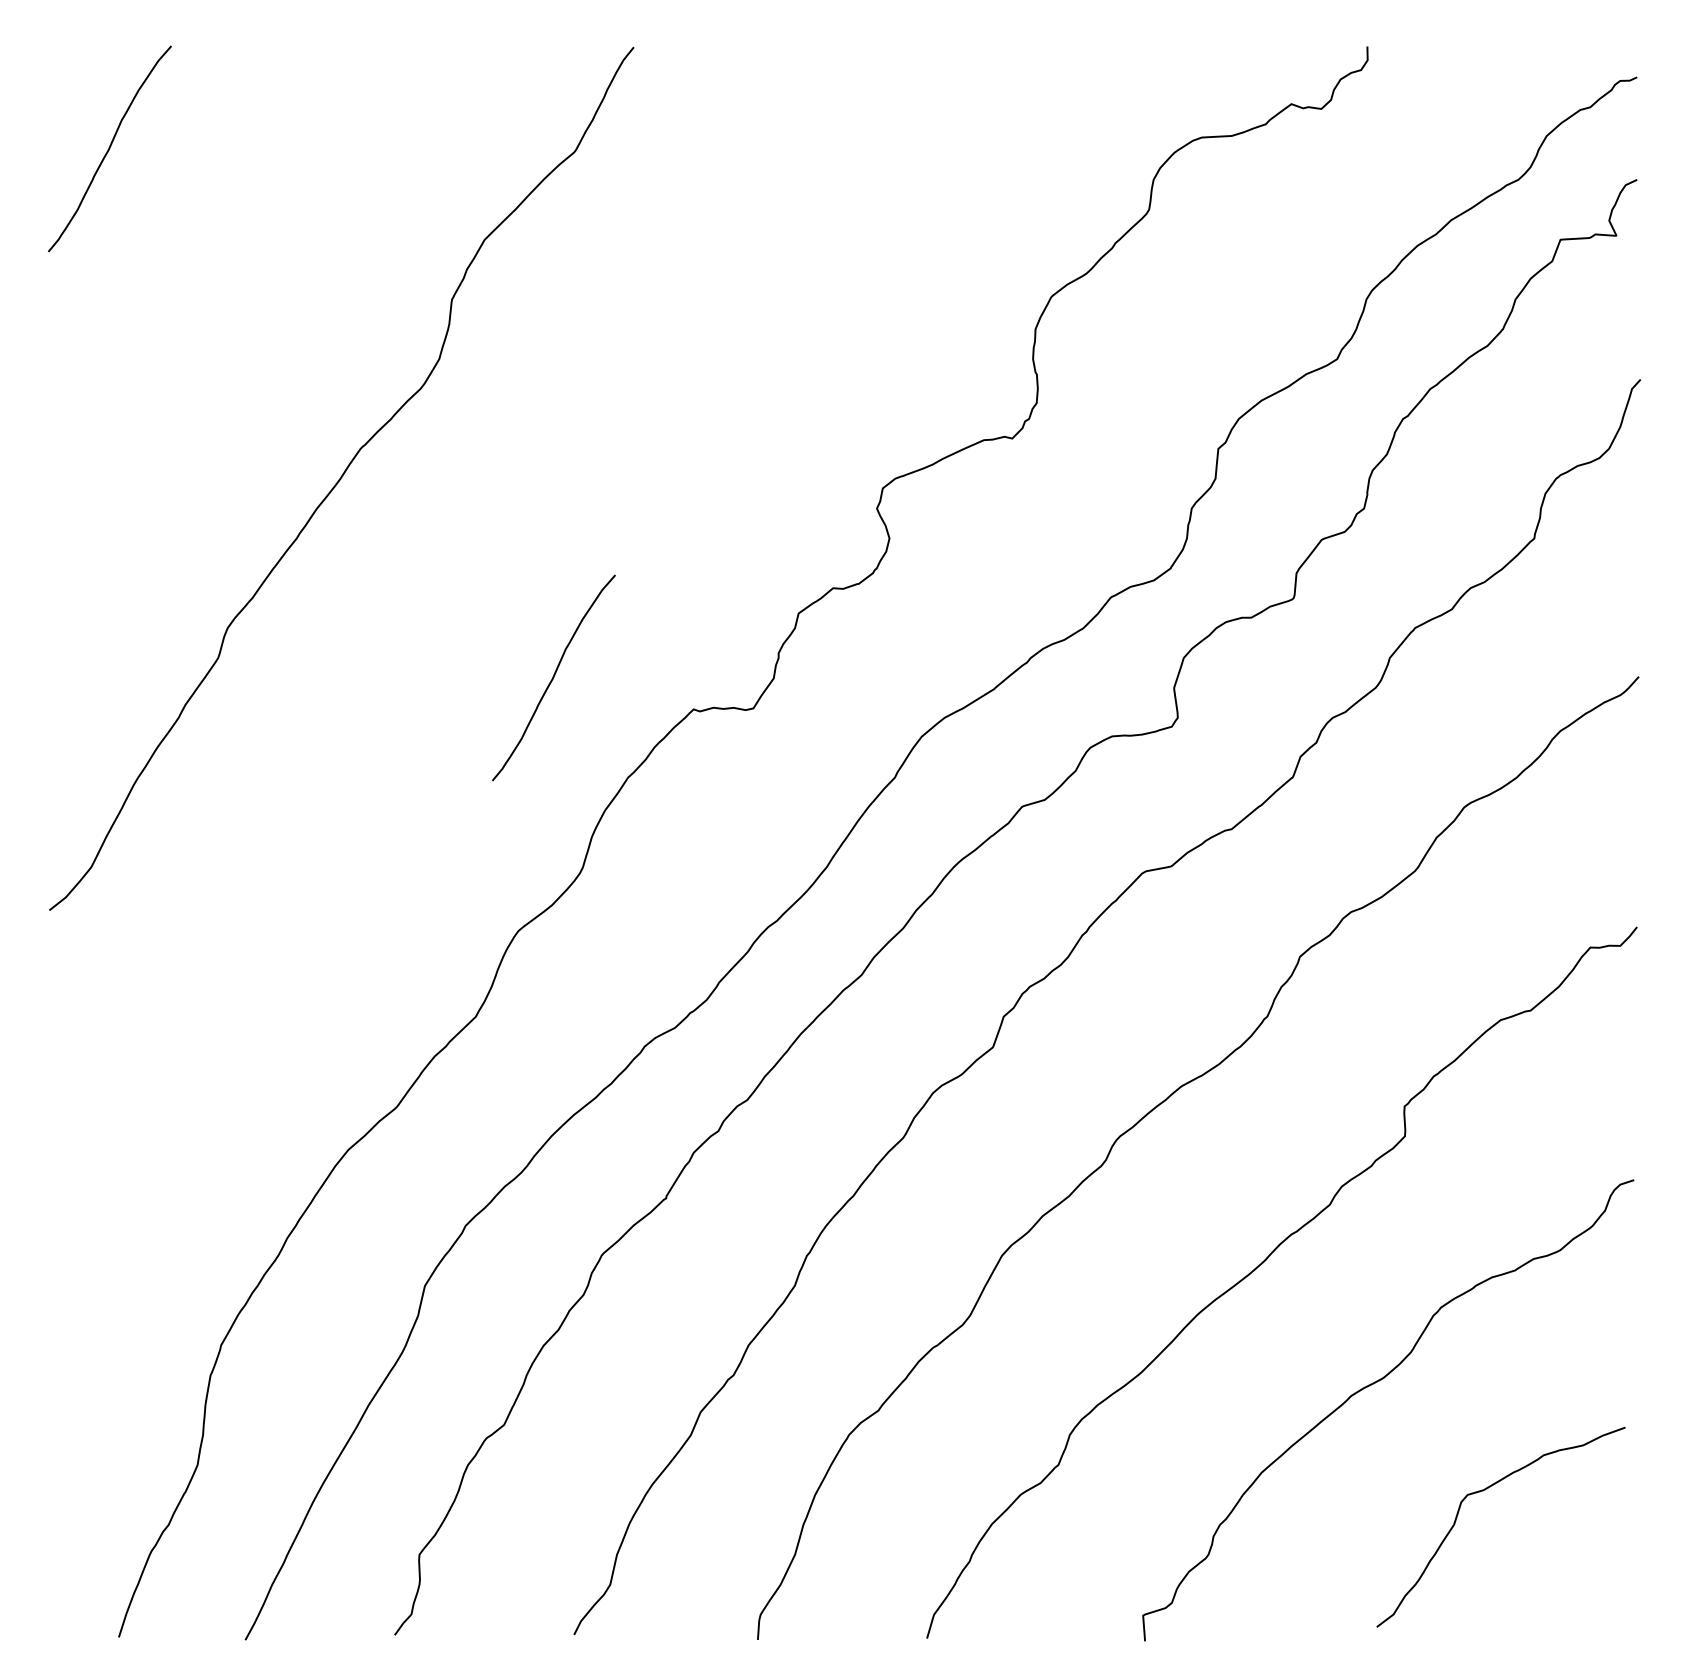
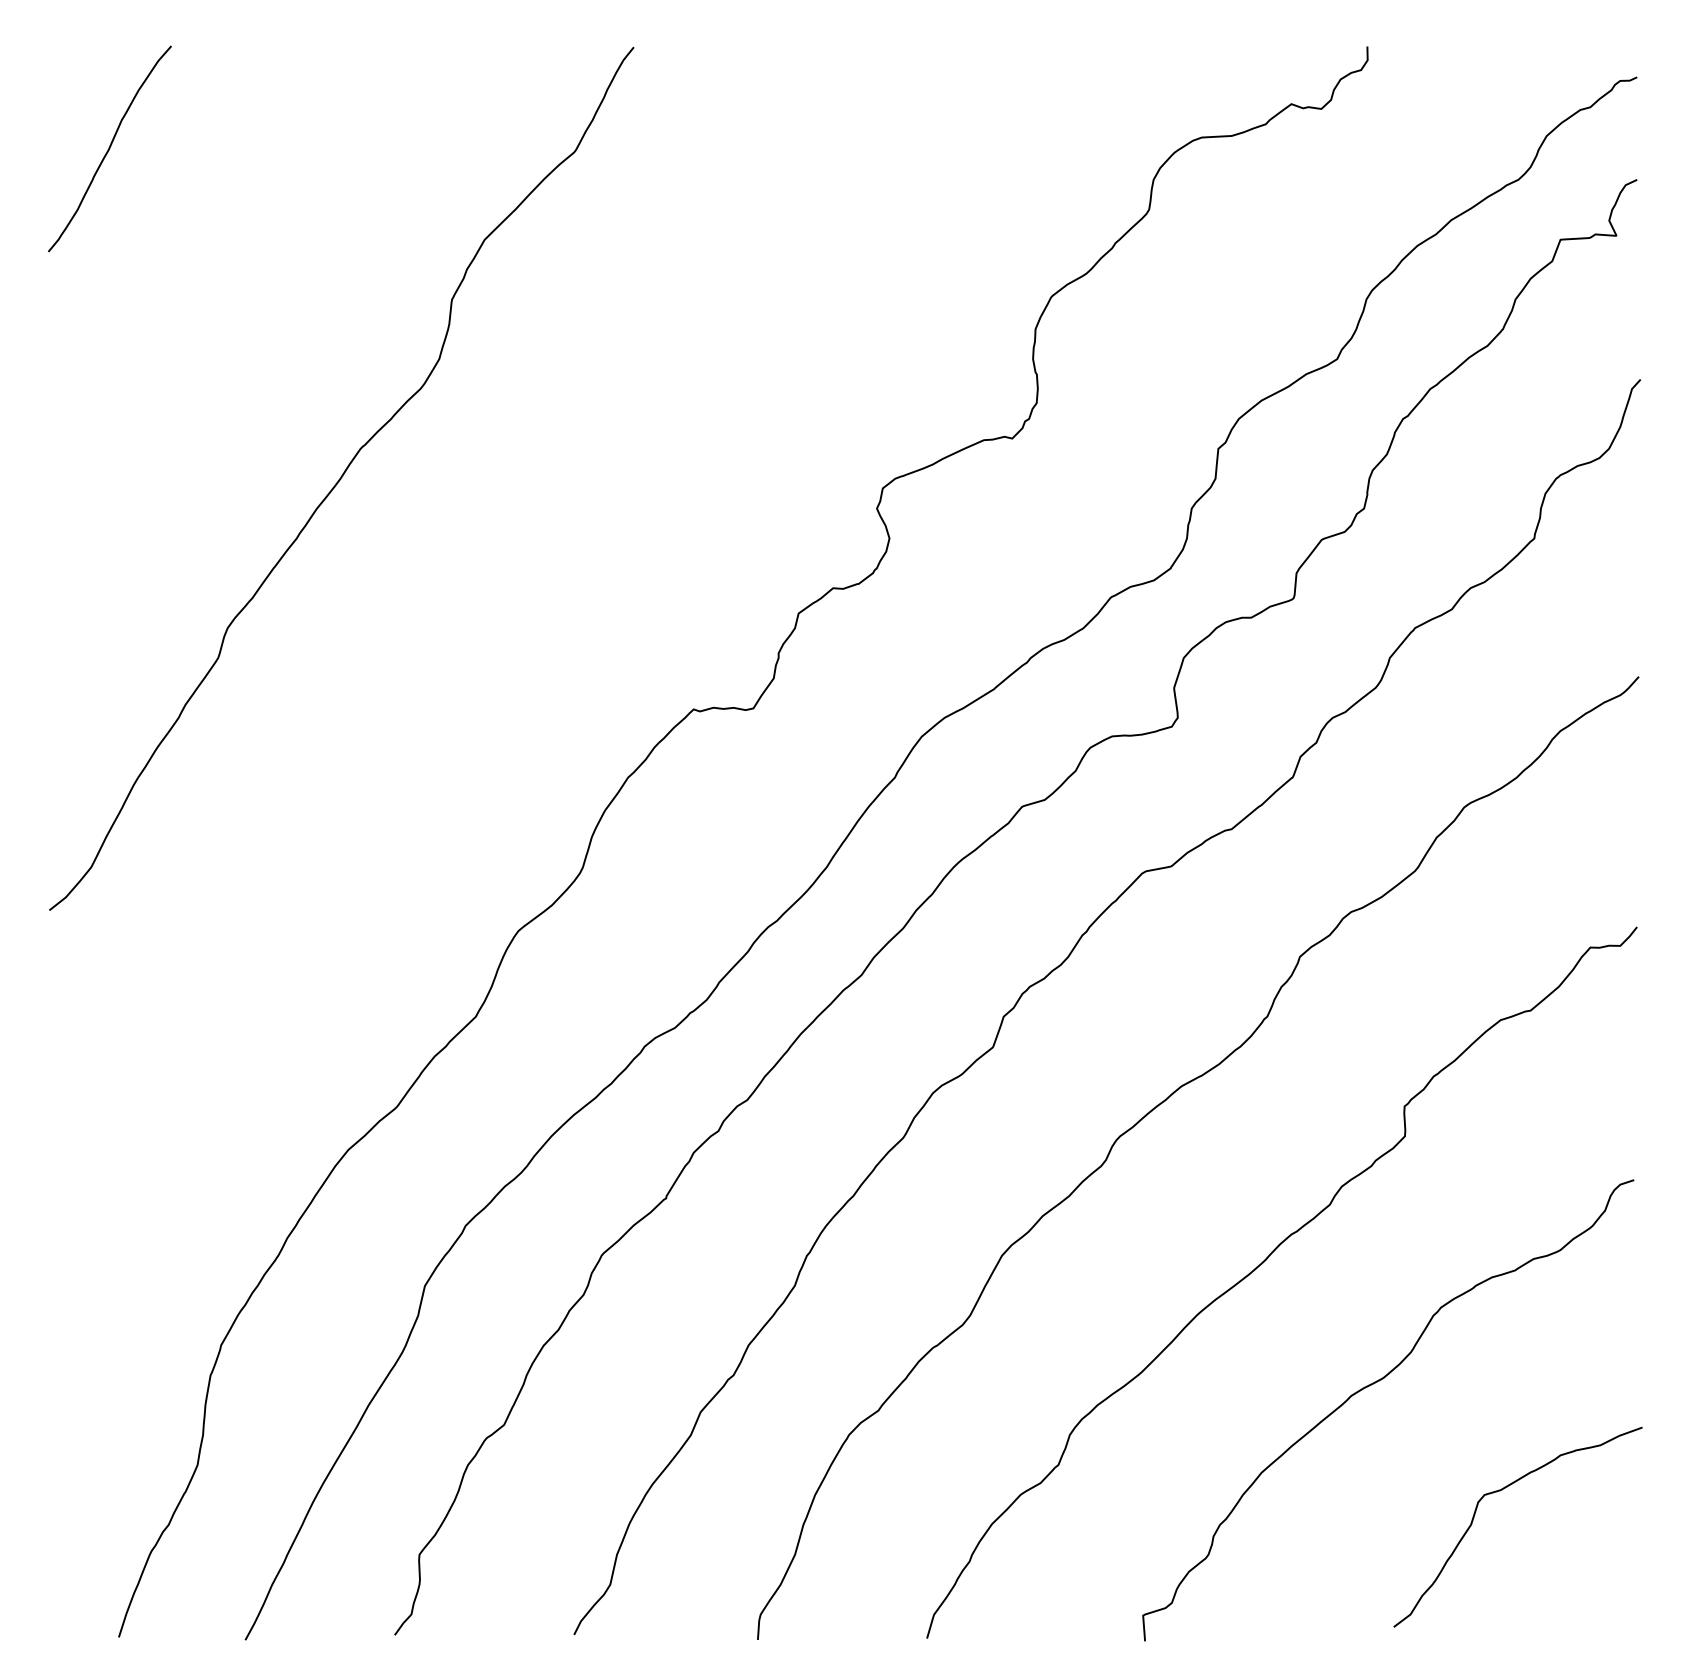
curve: present -> none (553, 677)
curve position: (1483, 1491) -> (1500, 1491) (1500, 1491)
